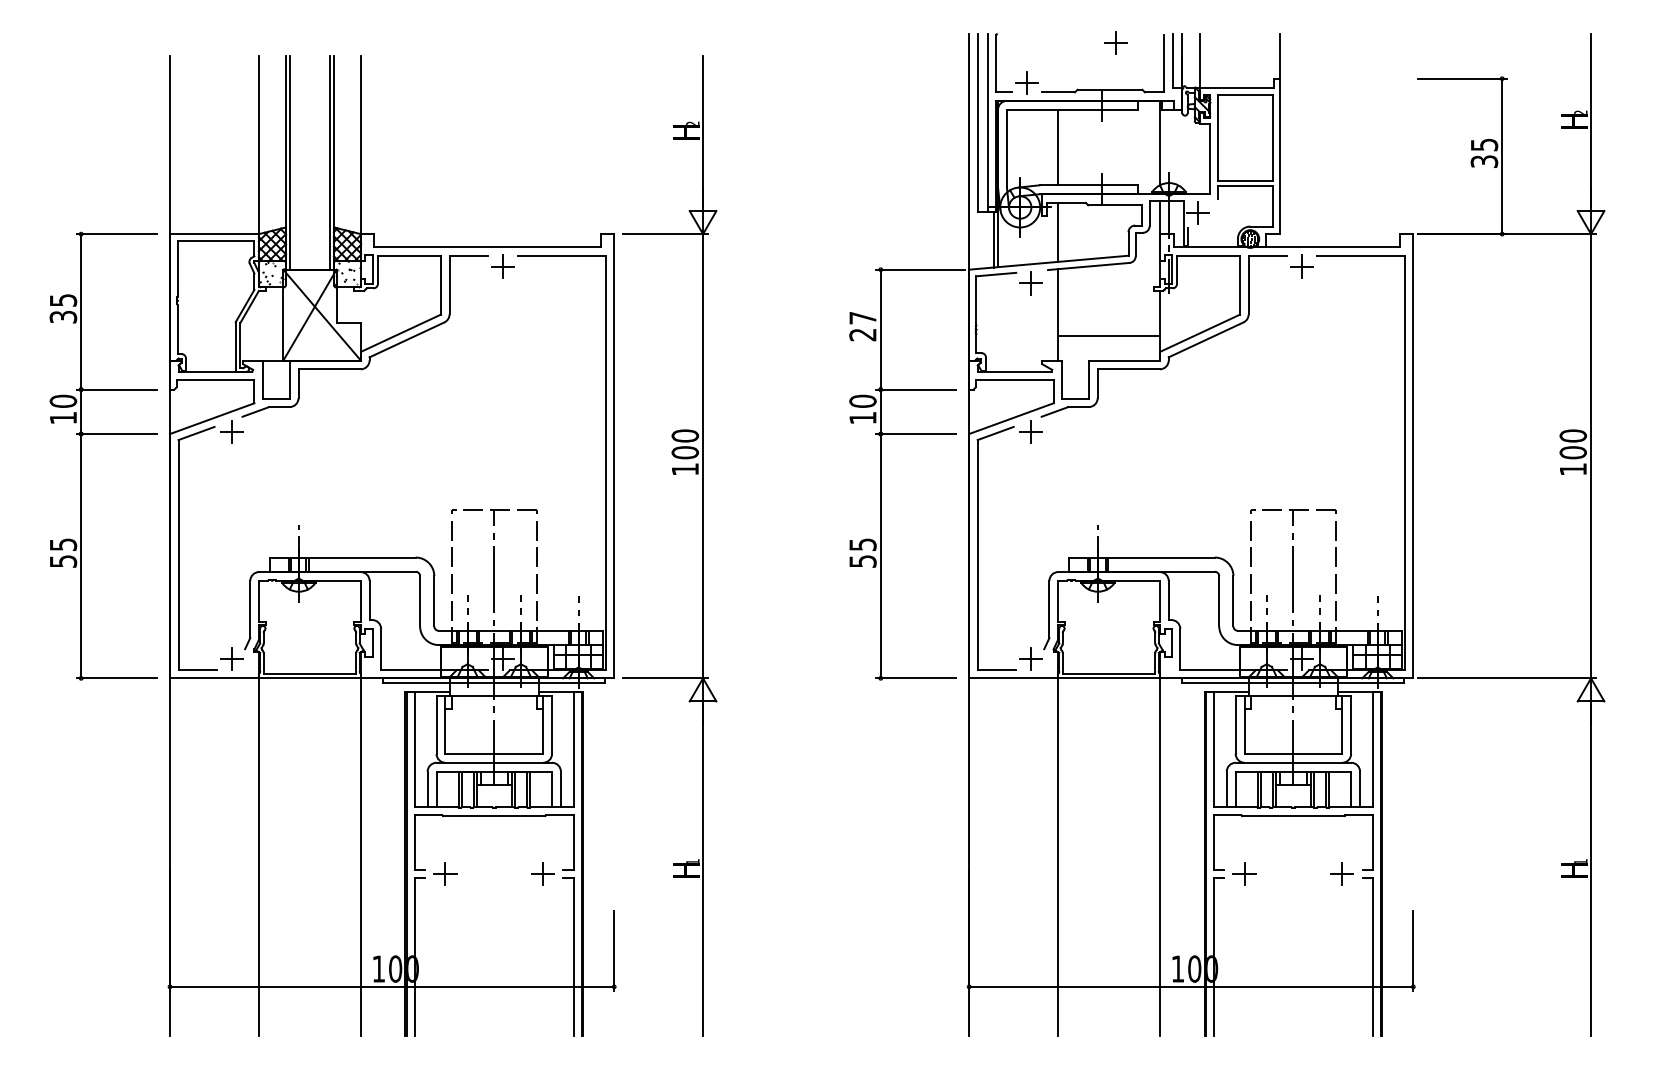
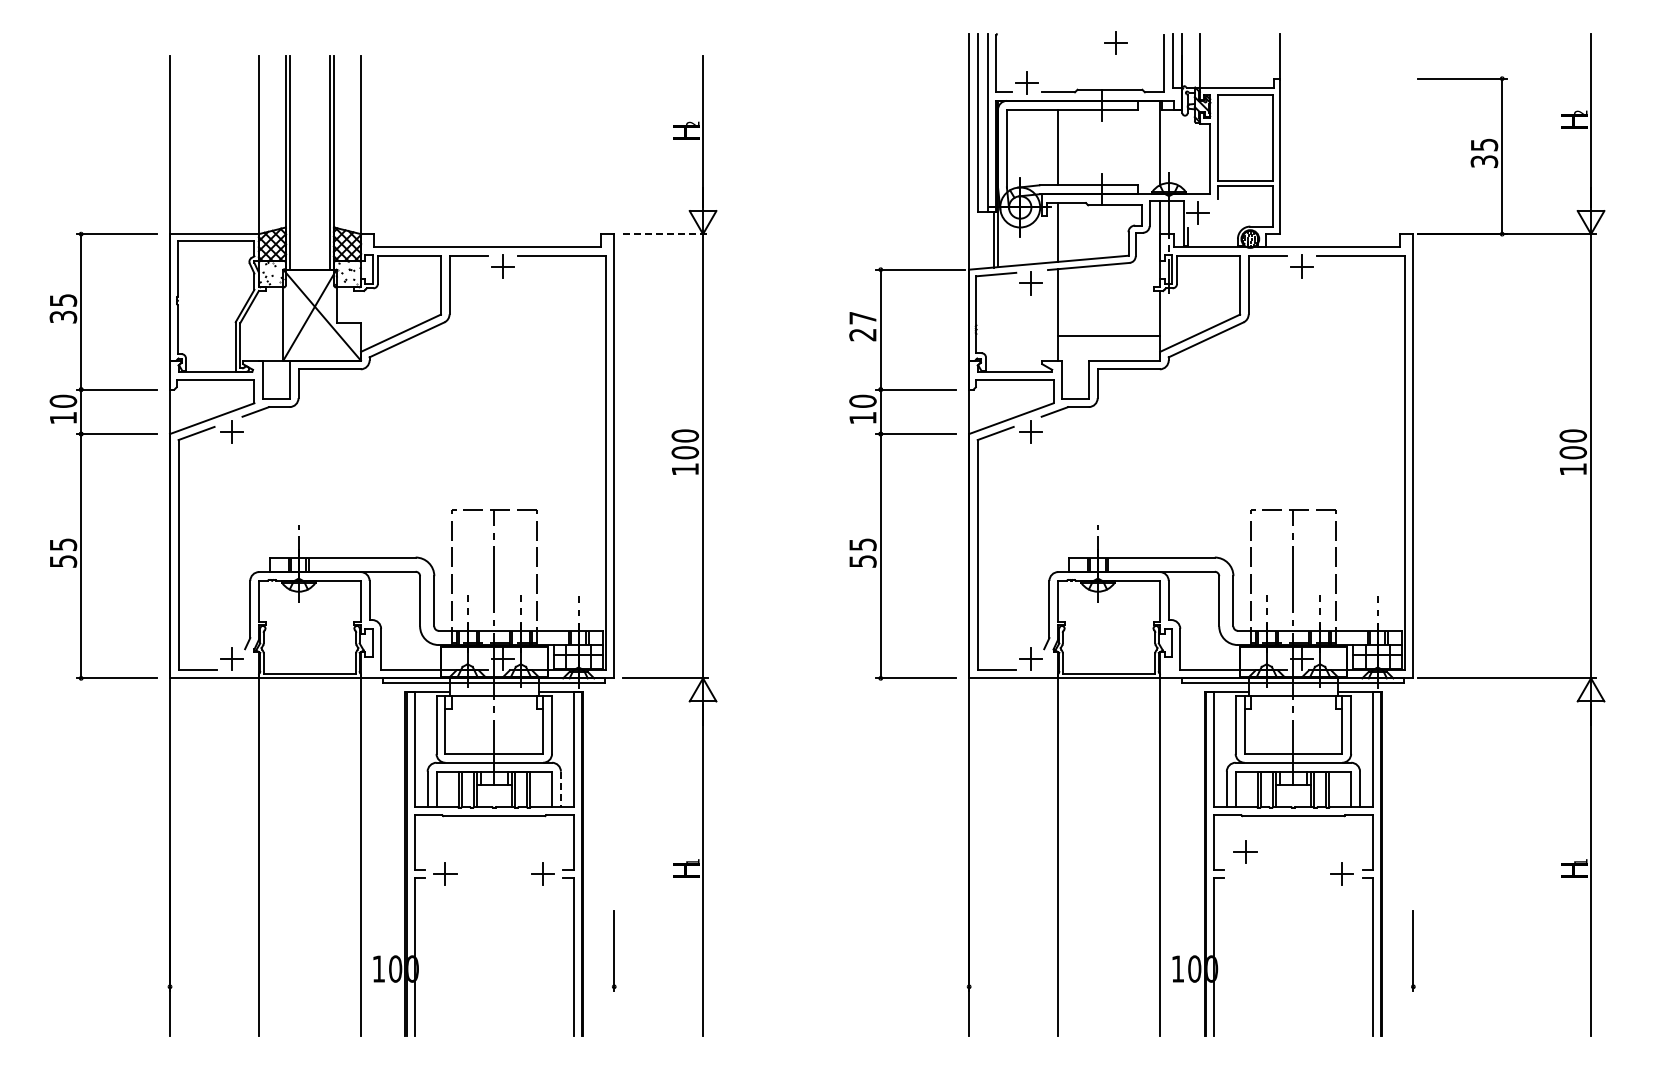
line: solid -> dashed (665, 234)
line: solid -> dashed (560, 789)
part position: (1244, 873) -> (1245, 851) (1245, 851)
line: present -> none (392, 986)
line: present -> none (1191, 986)
